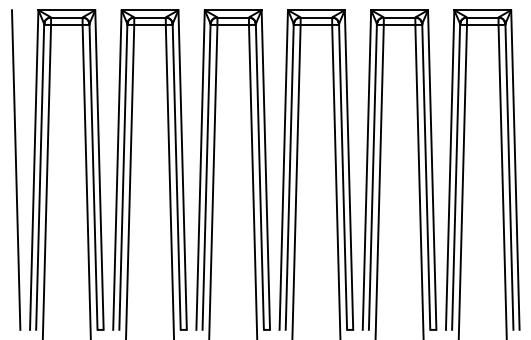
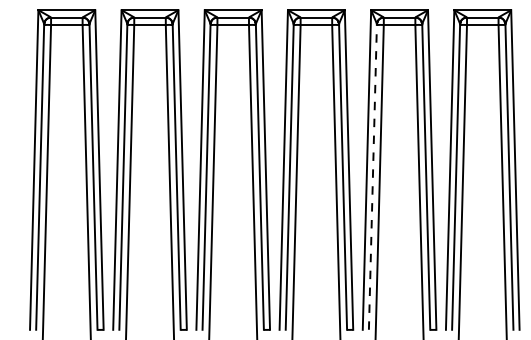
line: present -> none (16, 169)
line: solid -> dashed (372, 177)
